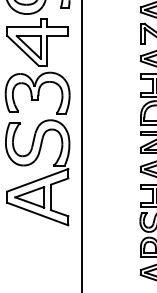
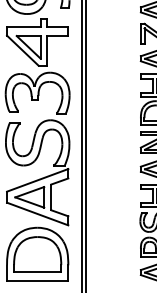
line: none -> present (85, 145)
part: none -> present (37, 253)
